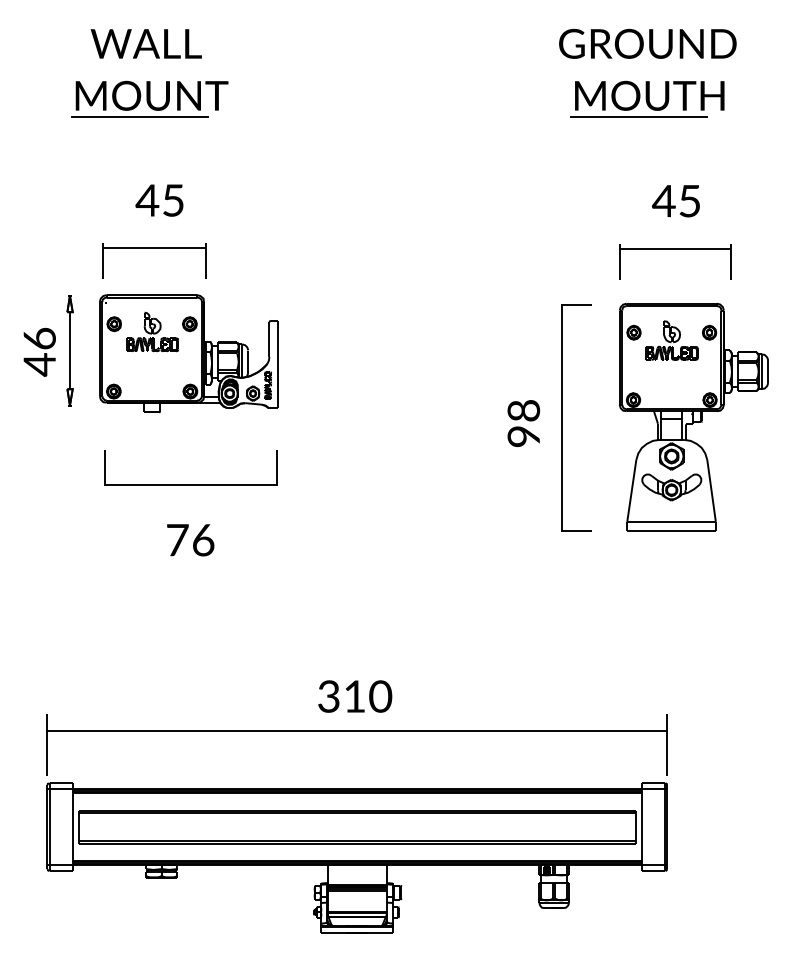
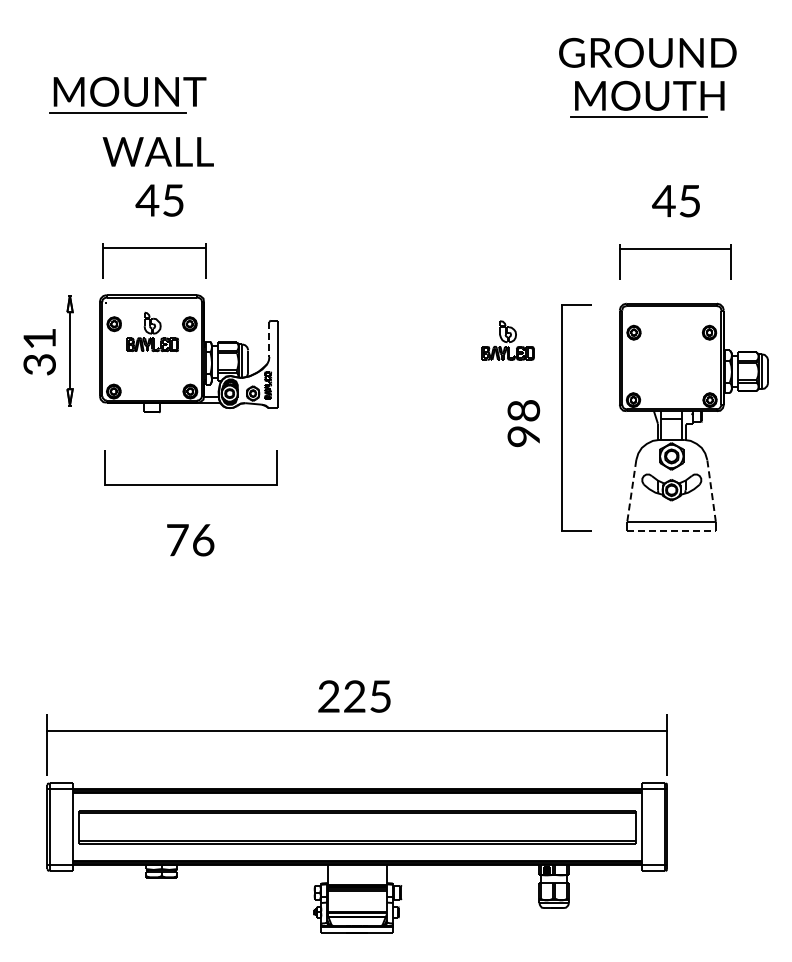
text position: (145, 43) -> (157, 151) (157, 151)
text position: (647, 43) -> (647, 52) (647, 52)
part position: (149, 98) -> (127, 94) (127, 94)
line: solid -> dashed (269, 340)
part position: (671, 340) -> (507, 340) (507, 340)
text: 46 -> 31 (39, 351)
line: solid -> dashed (711, 490)
line: solid -> dashed (631, 491)
line: solid -> dashed (672, 530)
text: 310 -> 225 (355, 696)
